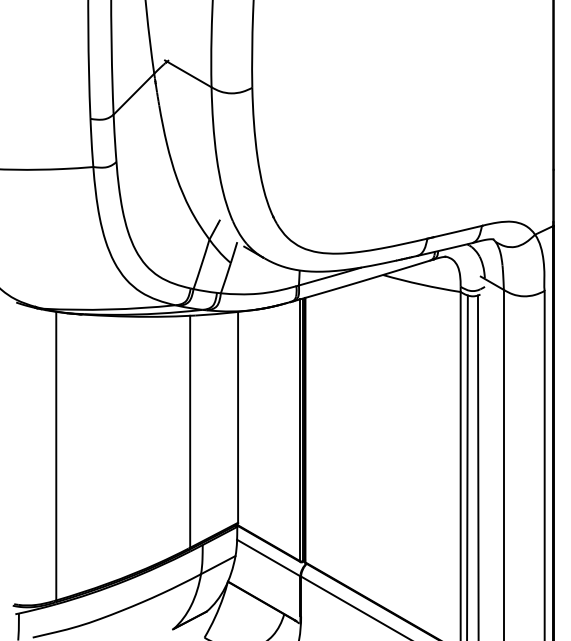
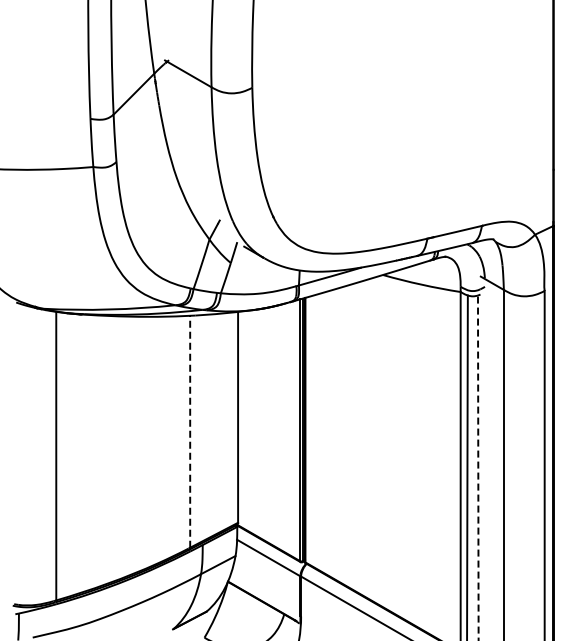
line: solid -> dashed (190, 431)
line: solid -> dashed (478, 468)
